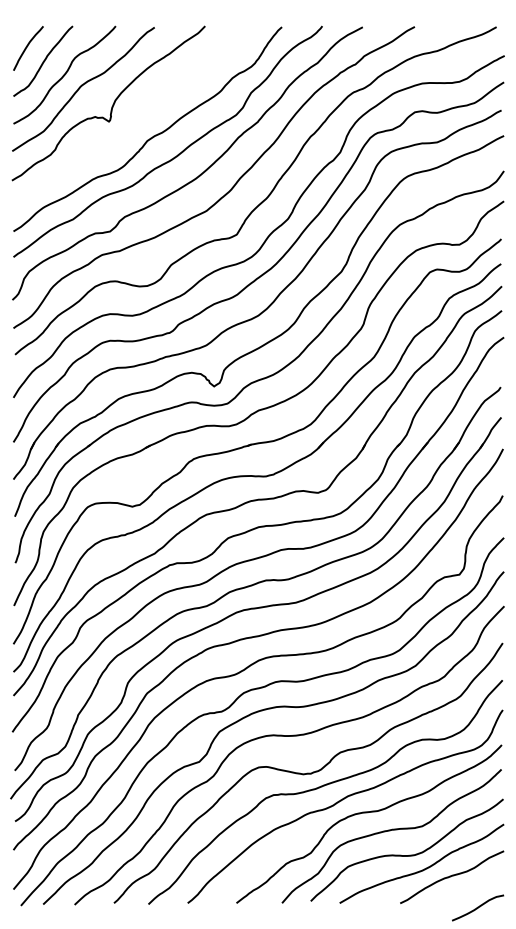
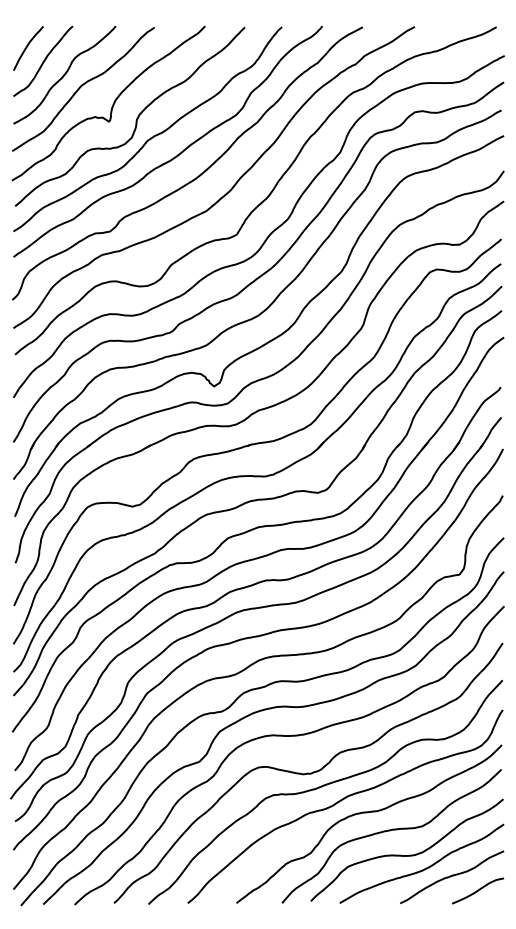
curve: none -> present (135, 120)
curve position: (478, 907) -> (478, 890) (478, 890)
